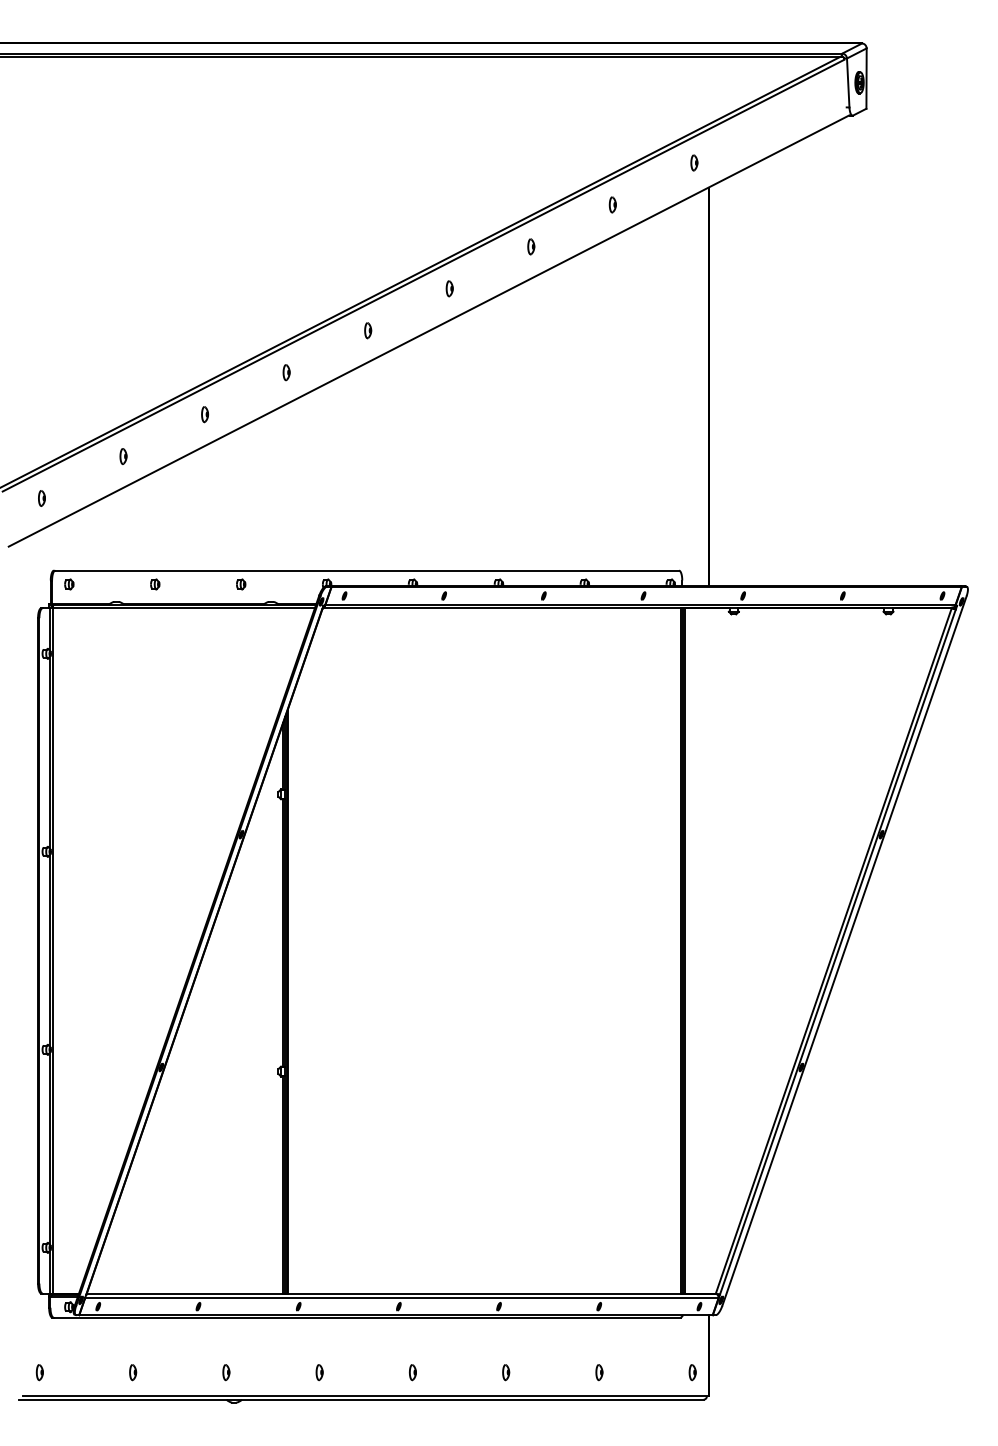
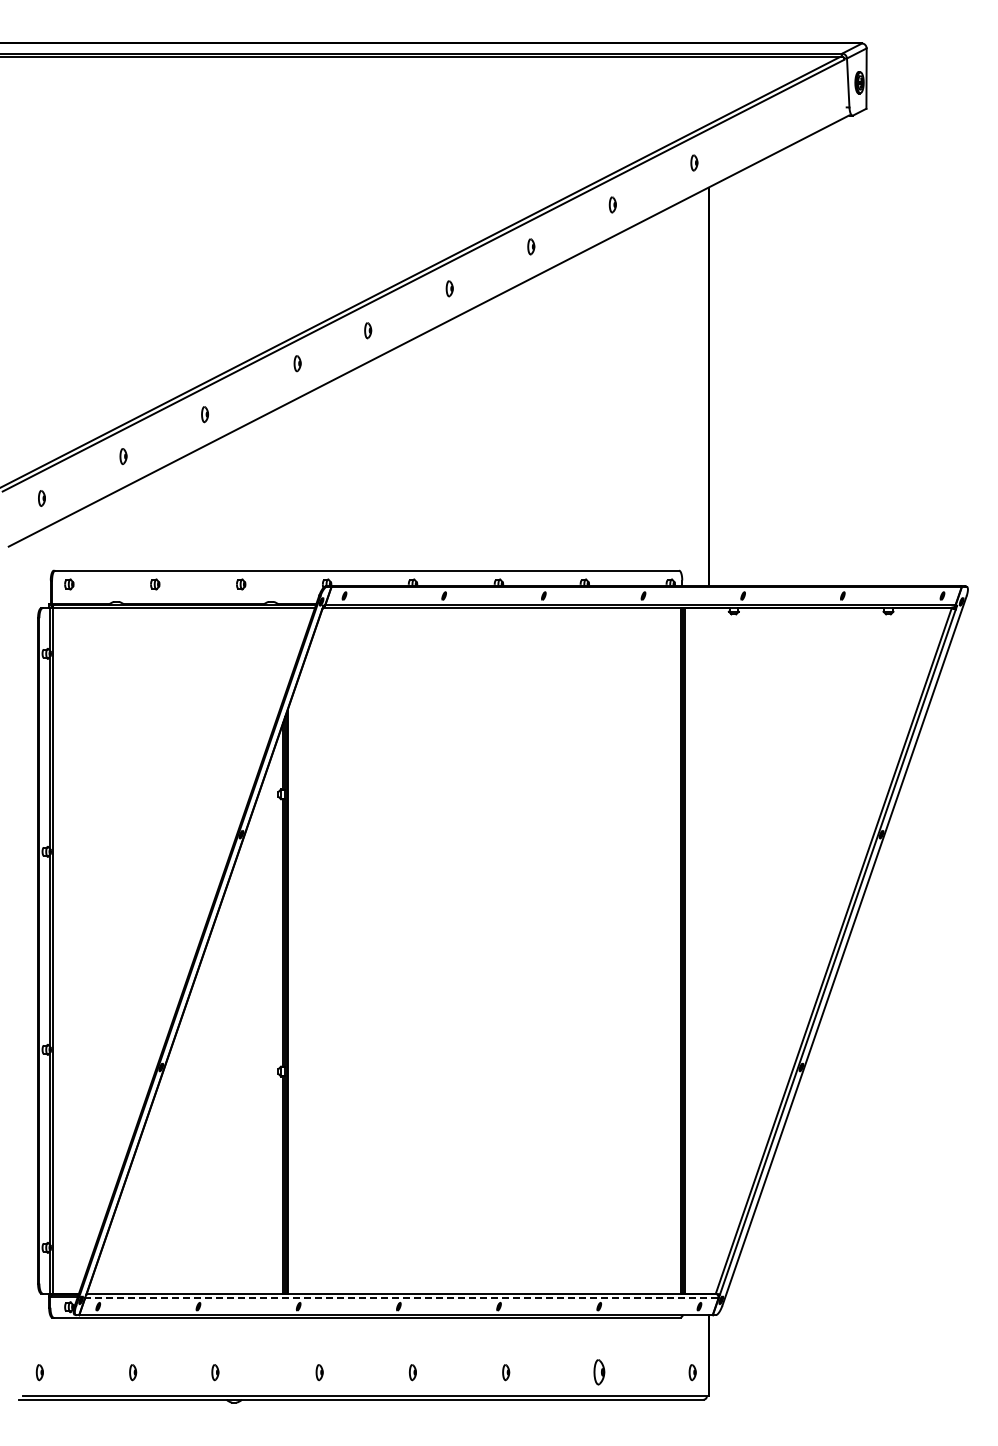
part position: (286, 372) -> (297, 363) (297, 363)
line: solid -> dashed (401, 1298)
part position: (226, 1372) -> (215, 1372) (215, 1372)
part size: 9x18 px -> 13x27 px (599, 1372)
